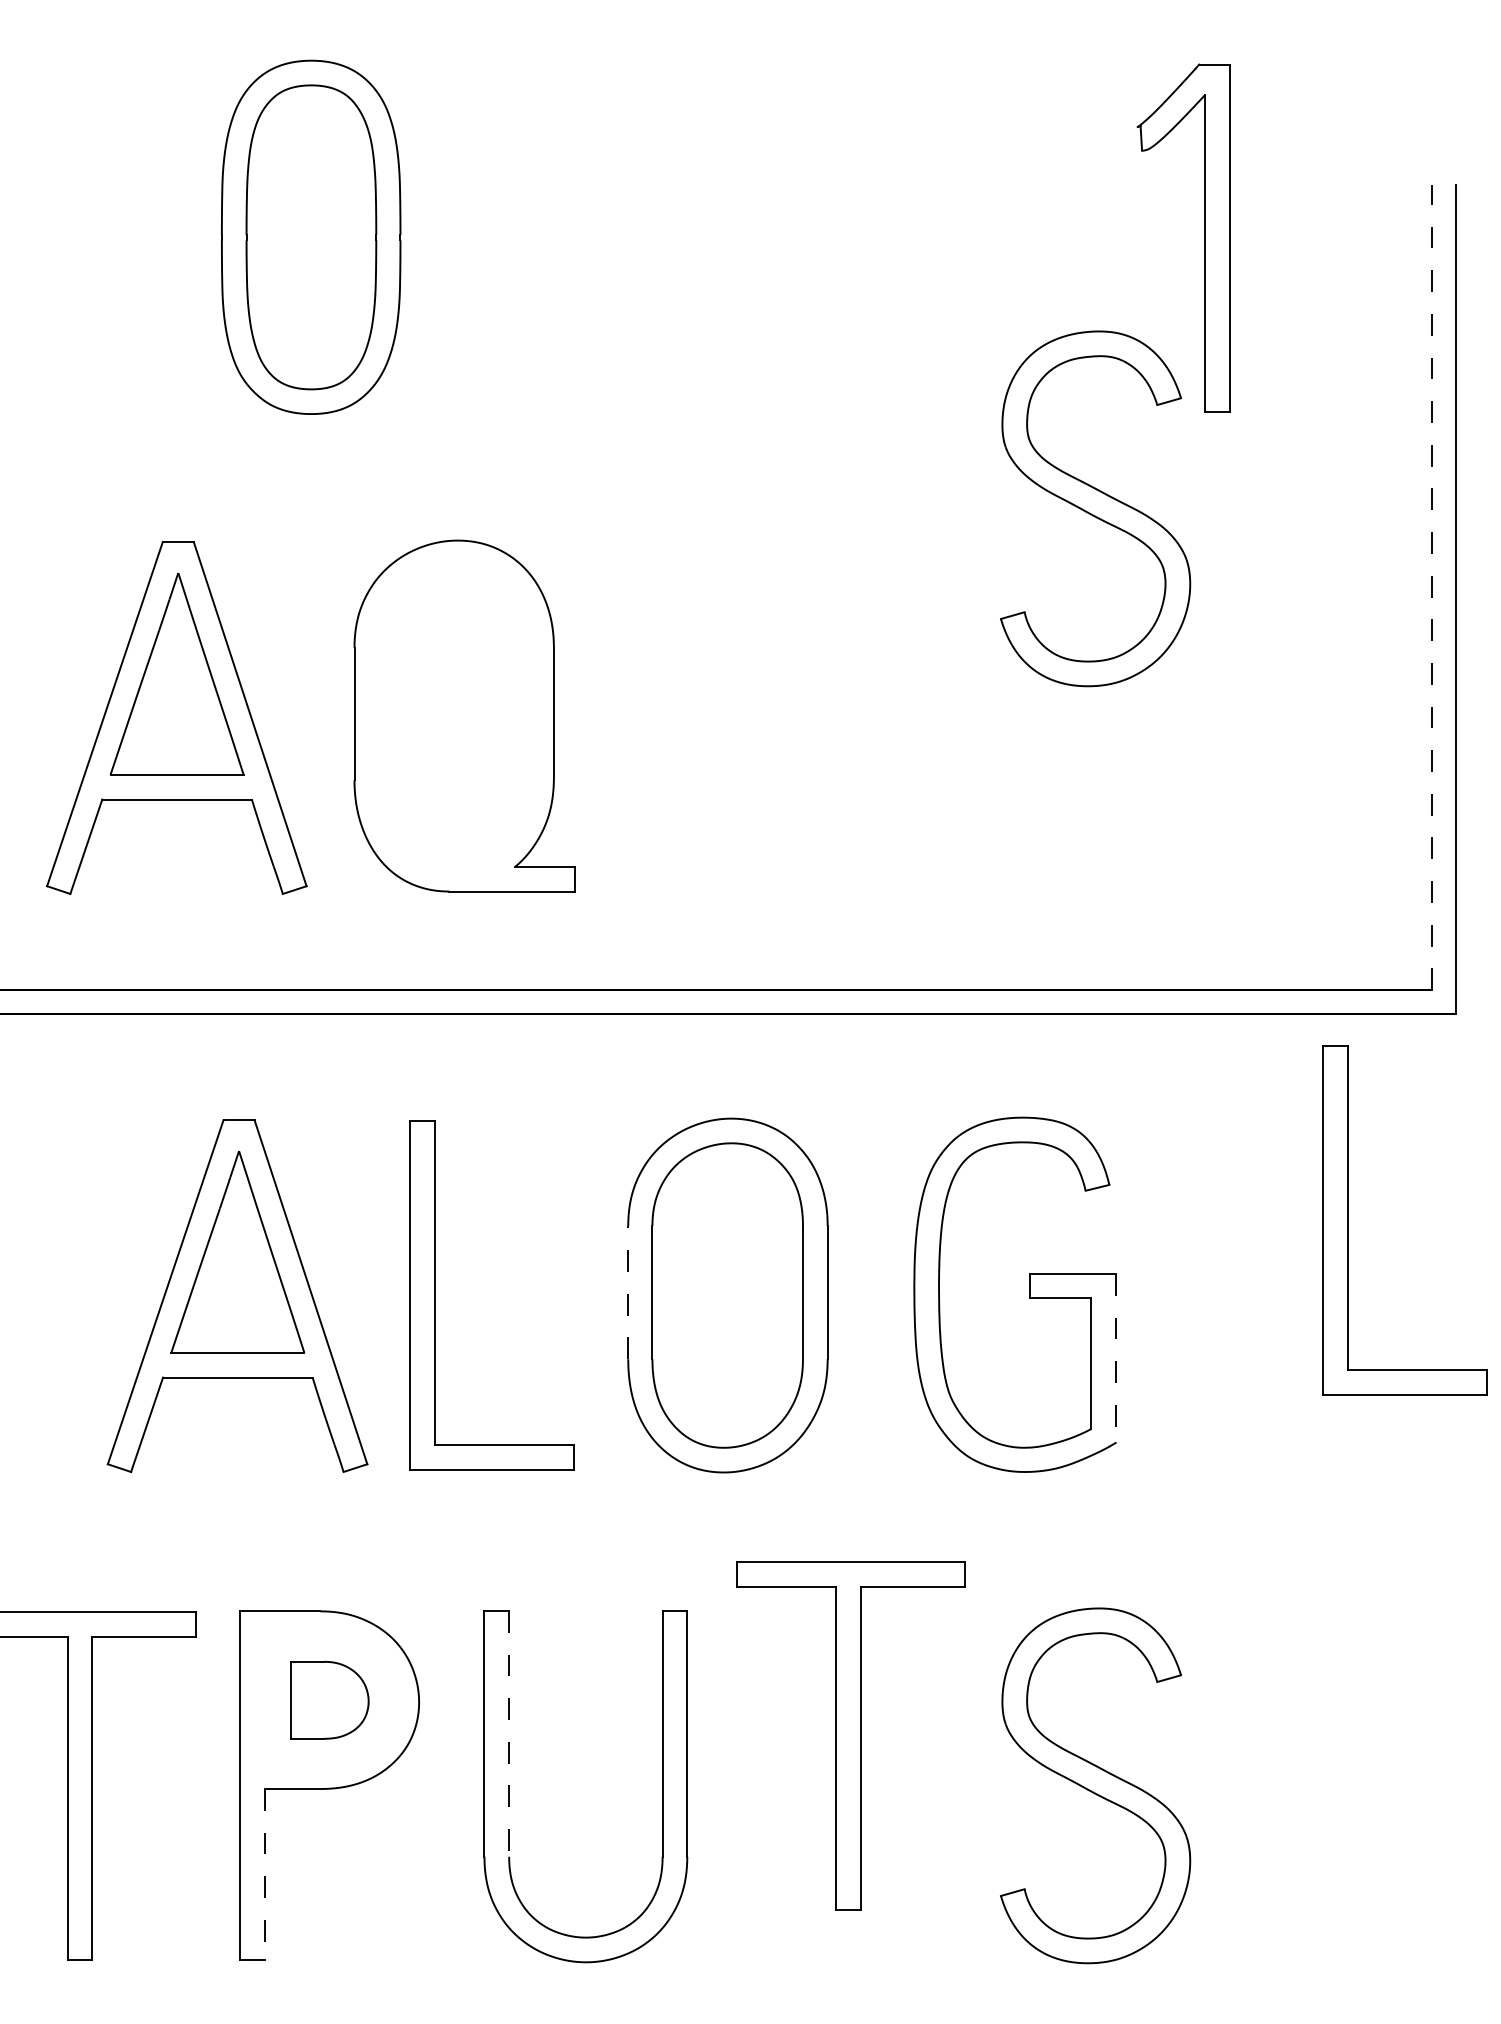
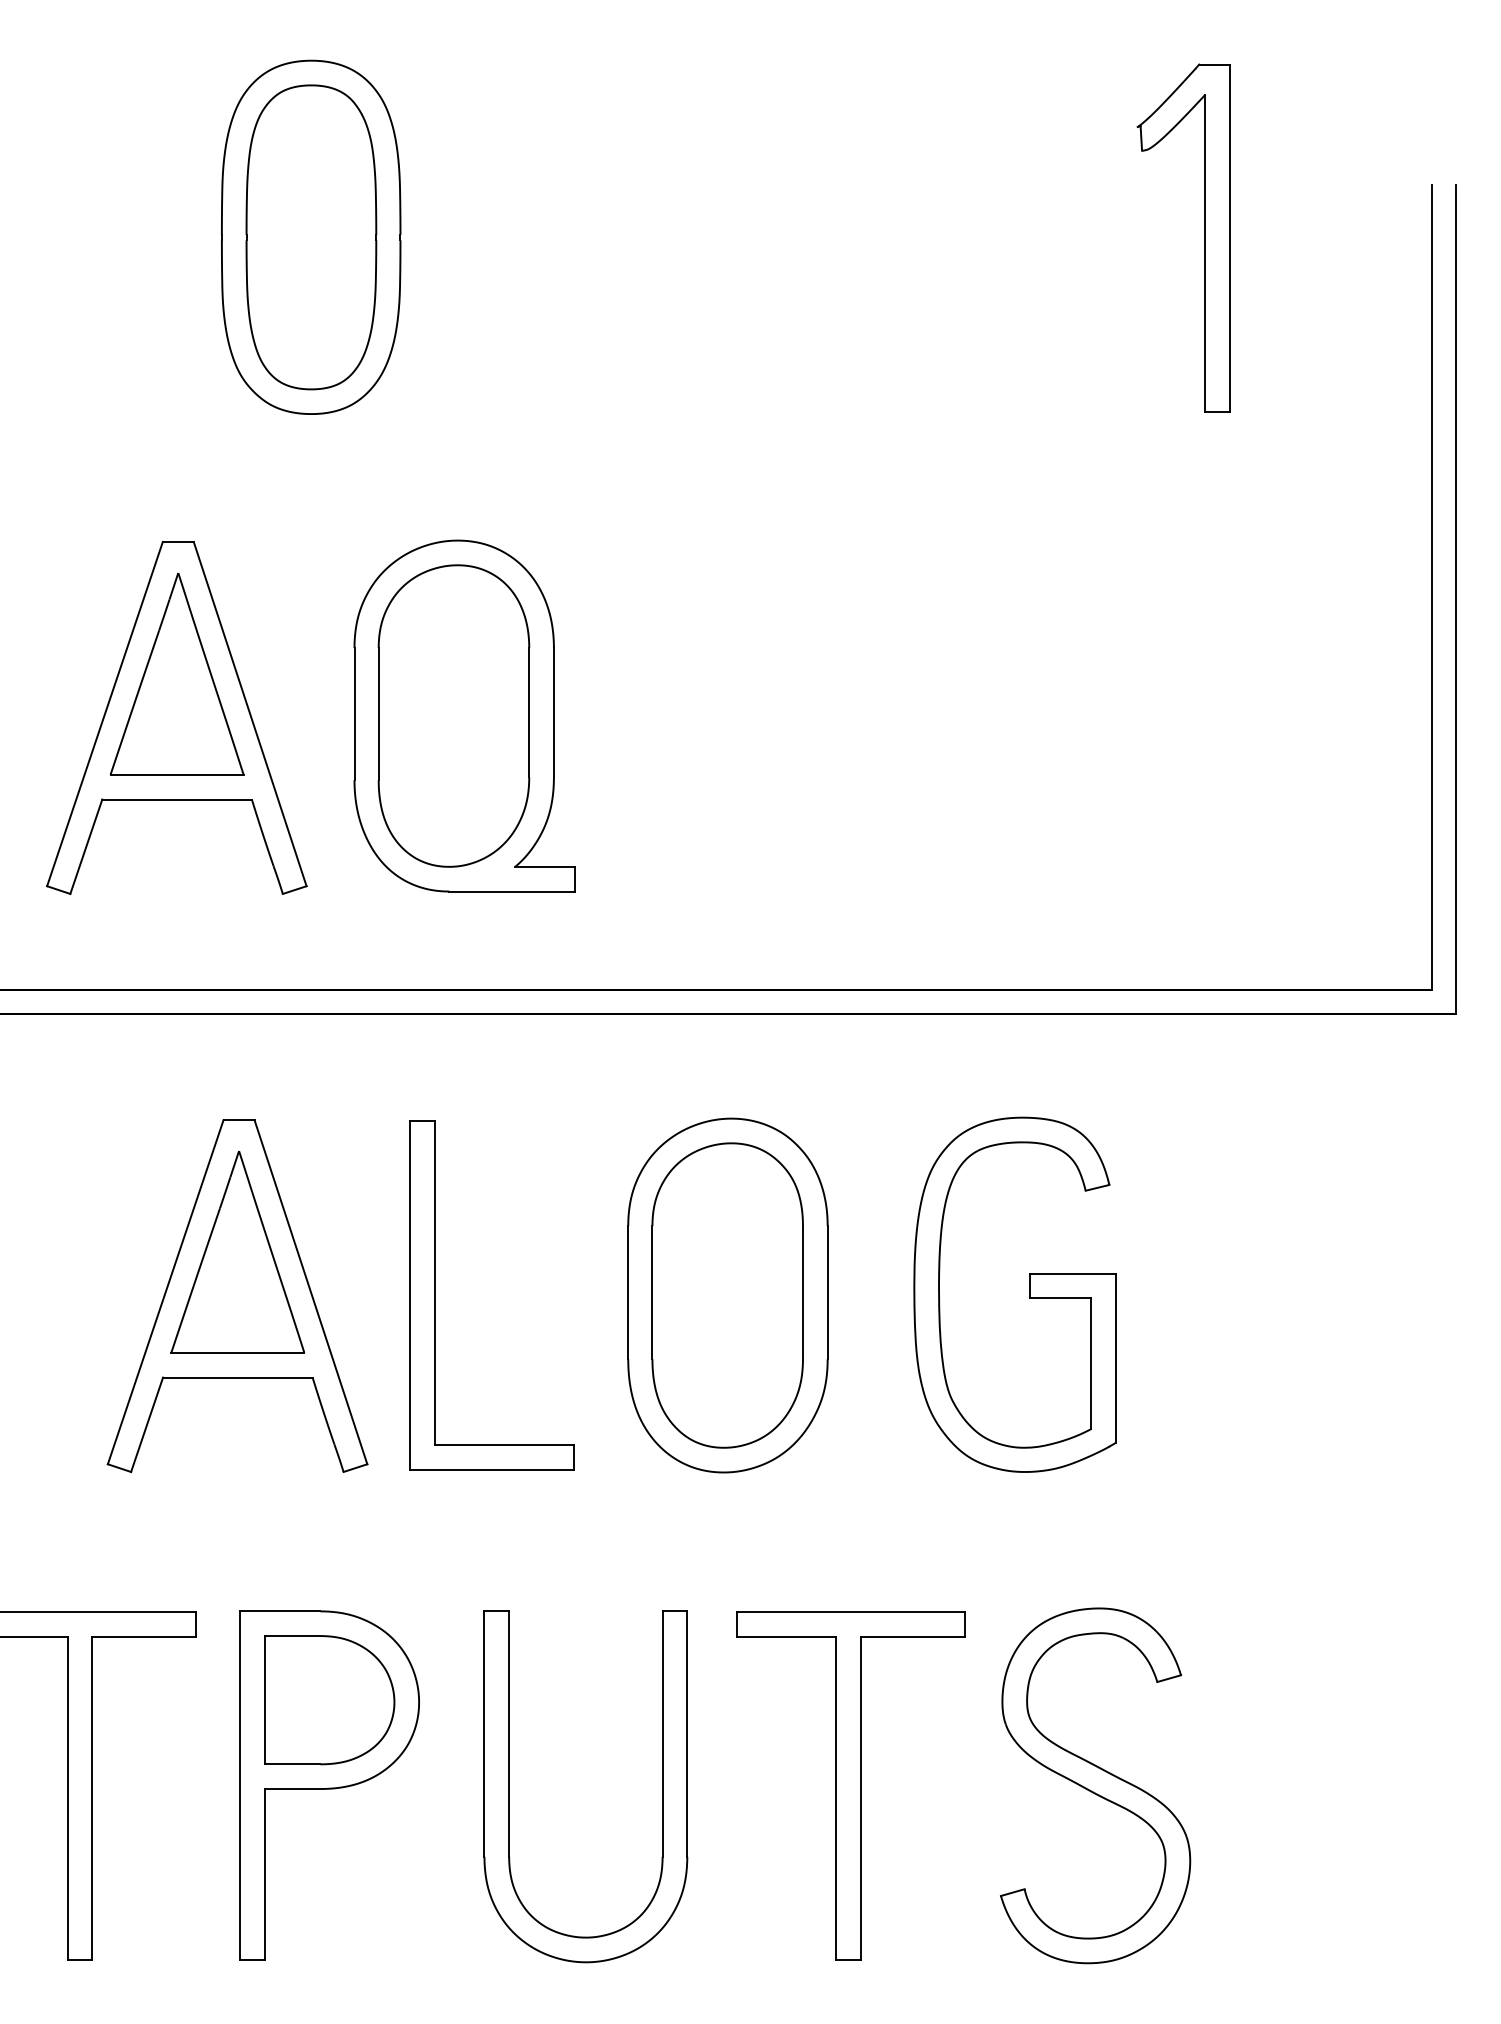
part: present -> none (1095, 508)
line: dashed -> solid (1431, 587)
part: none -> present (453, 715)
part: present -> none (1348, 1220)
line: dashed -> solid (628, 1292)
line: dashed -> solid (1115, 1358)
part size: 80x79 px -> 132x131 px (329, 1700)
line: dashed -> solid (509, 1733)
part position: (850, 1735) -> (850, 1785) (850, 1785)
line: dashed -> solid (264, 1874)
